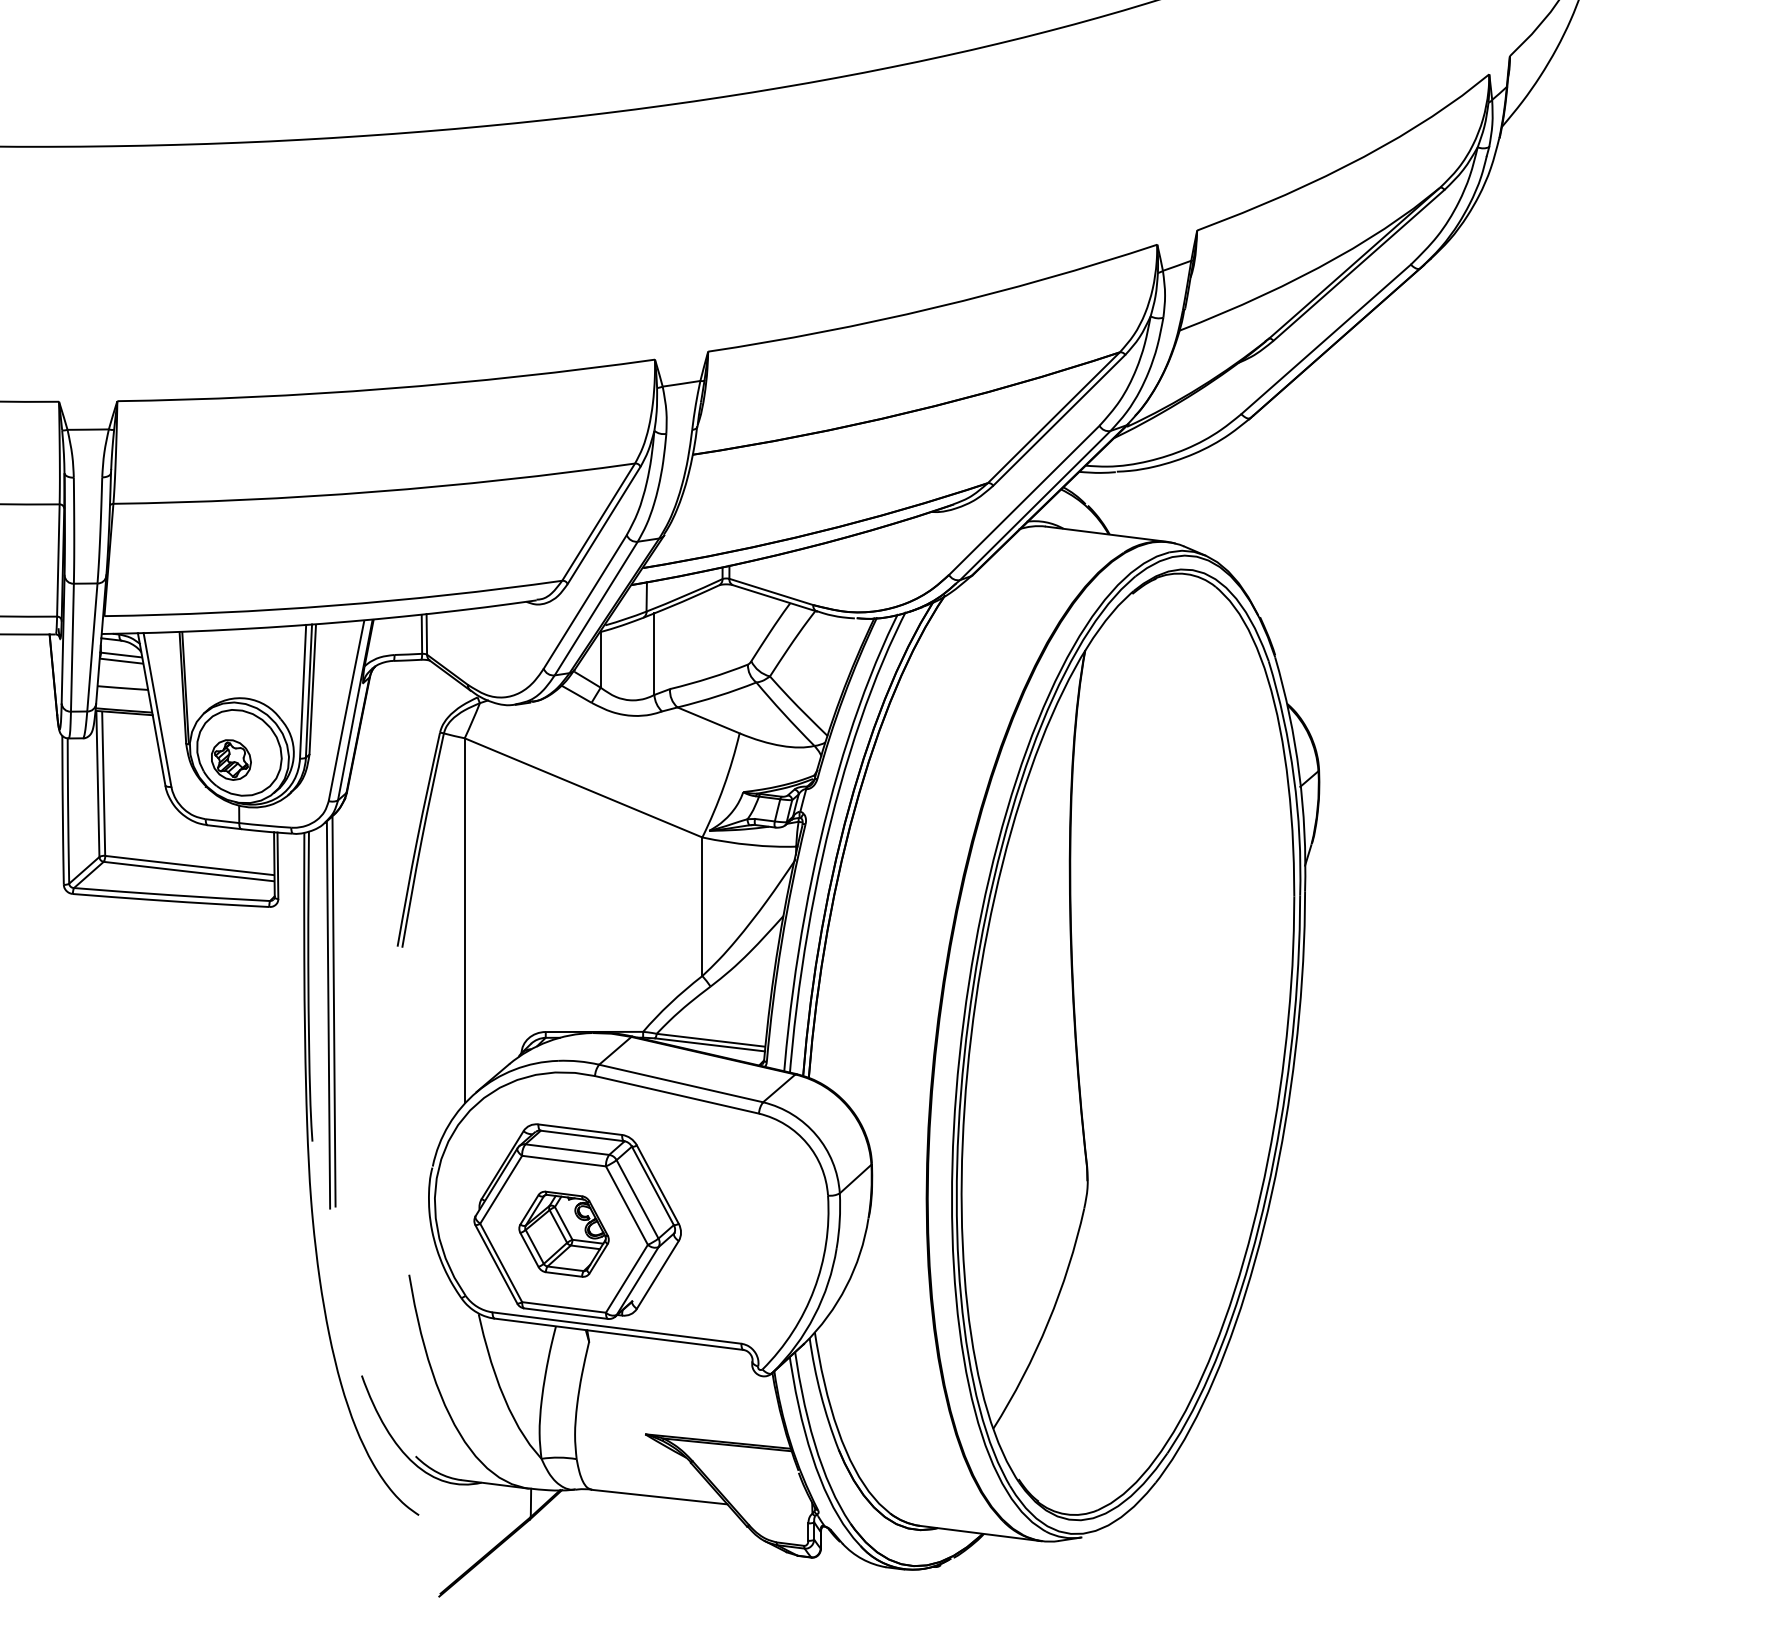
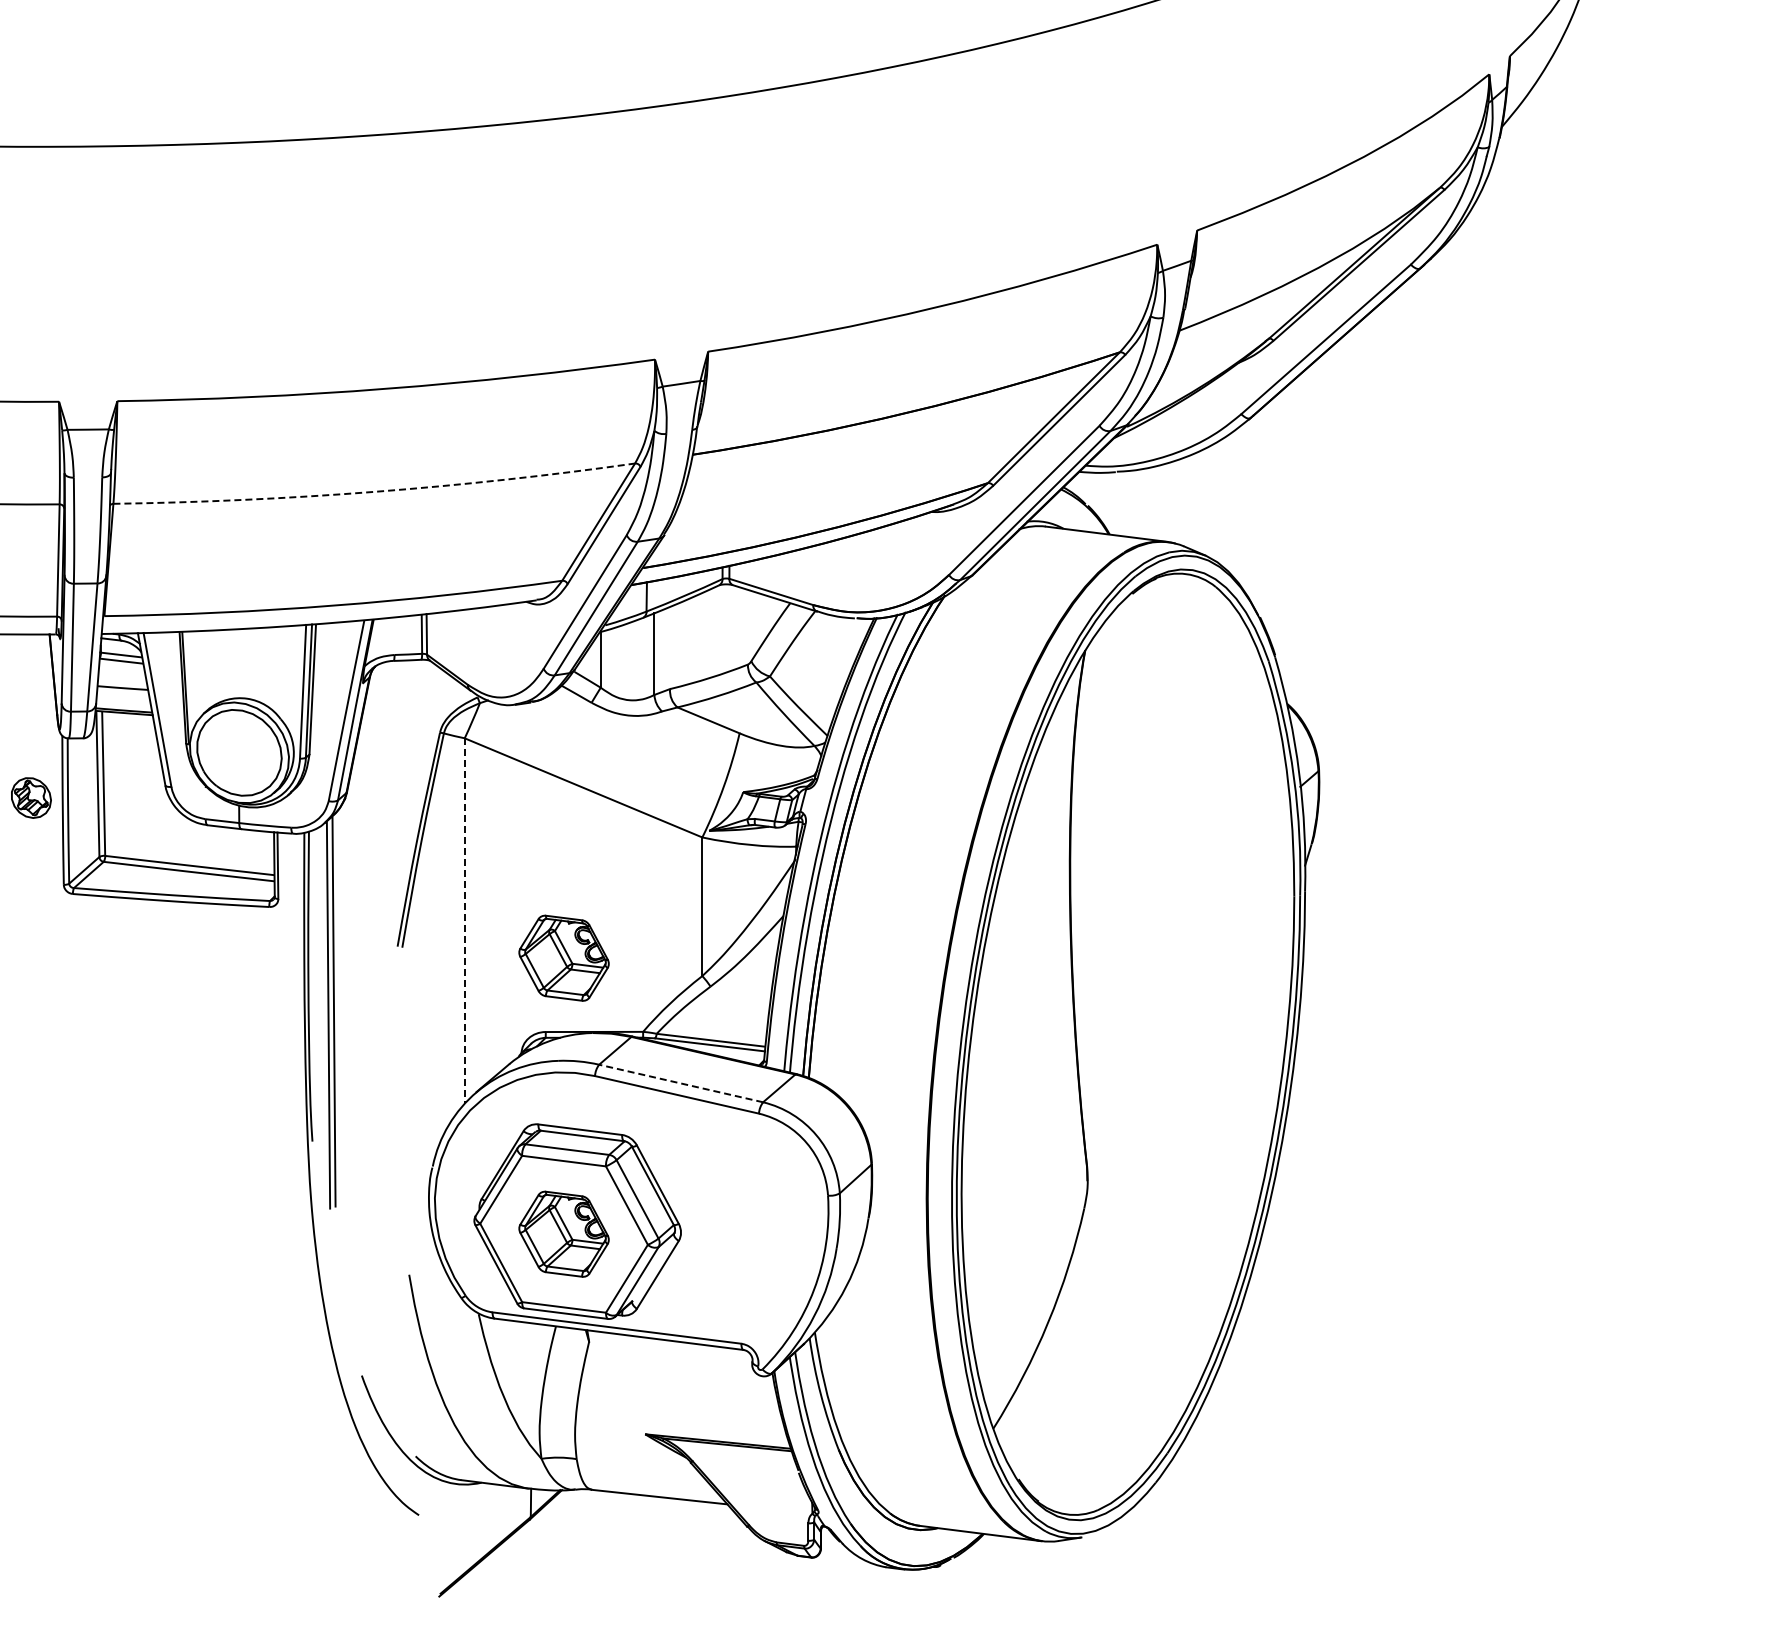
arc: solid -> dashed (374, 491)
part position: (231, 759) -> (31, 797) (31, 797)
line: solid -> dashed (464, 920)
part: none -> present (563, 957)
line: solid -> dashed (680, 1083)
